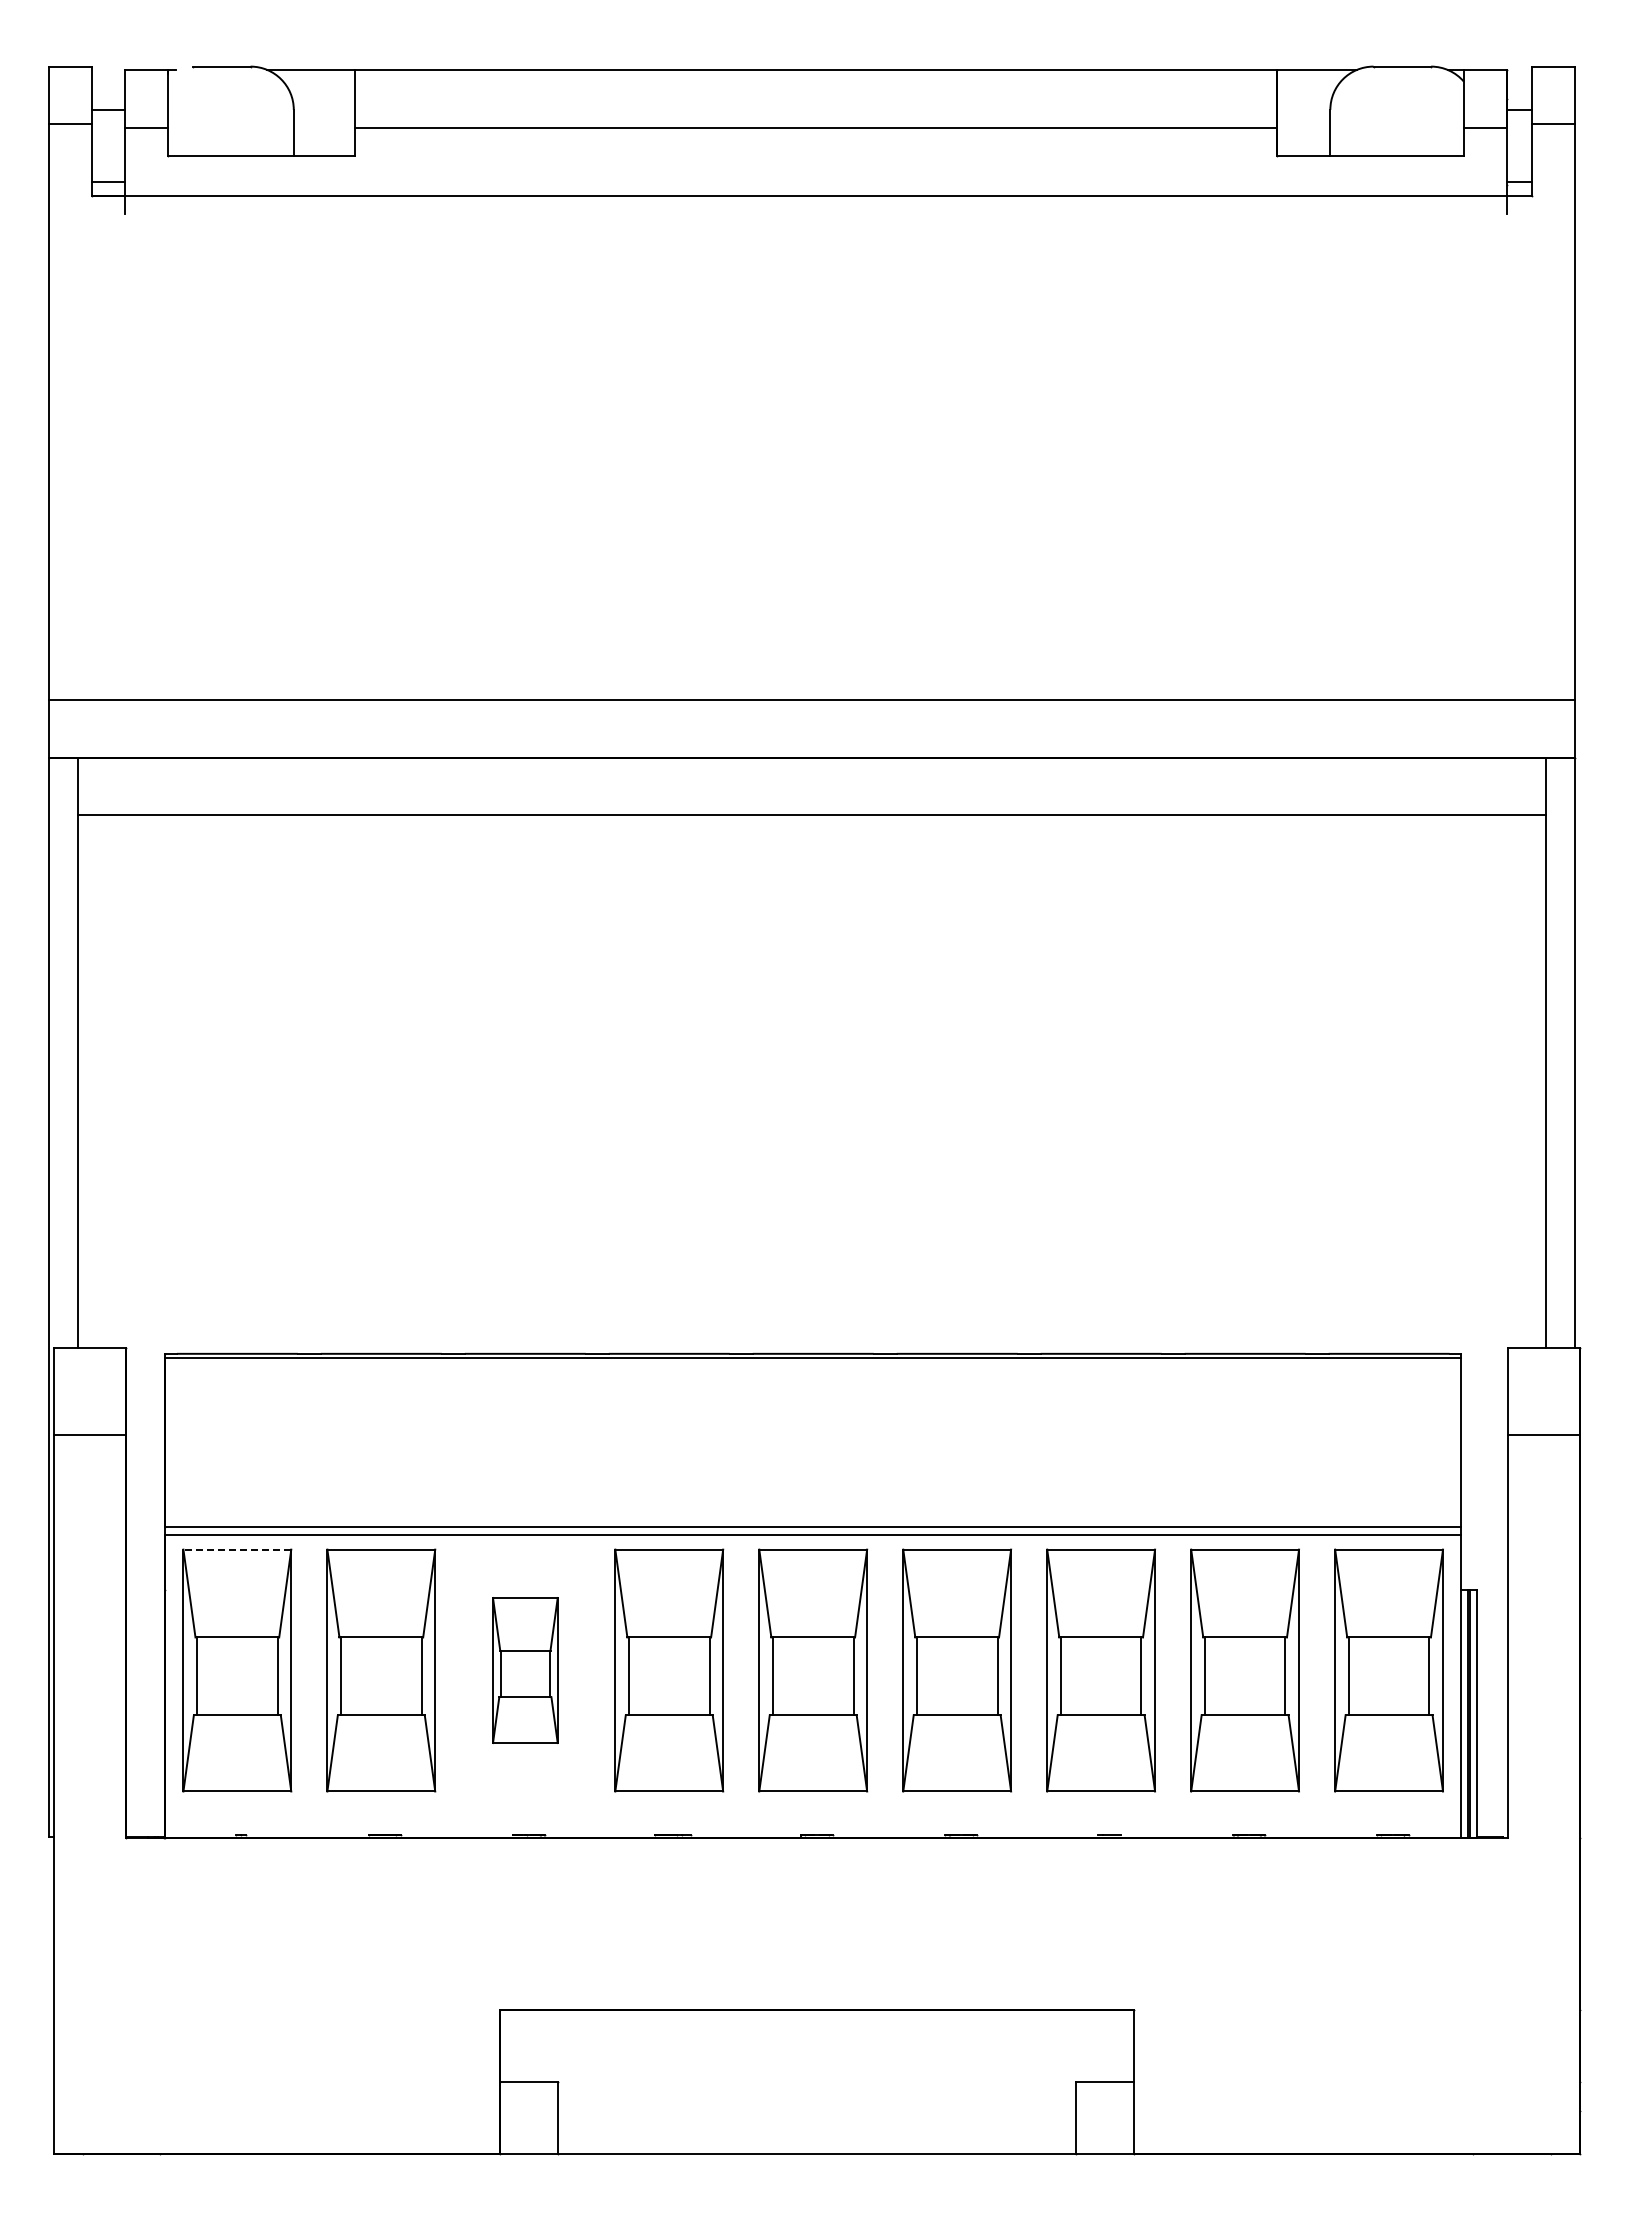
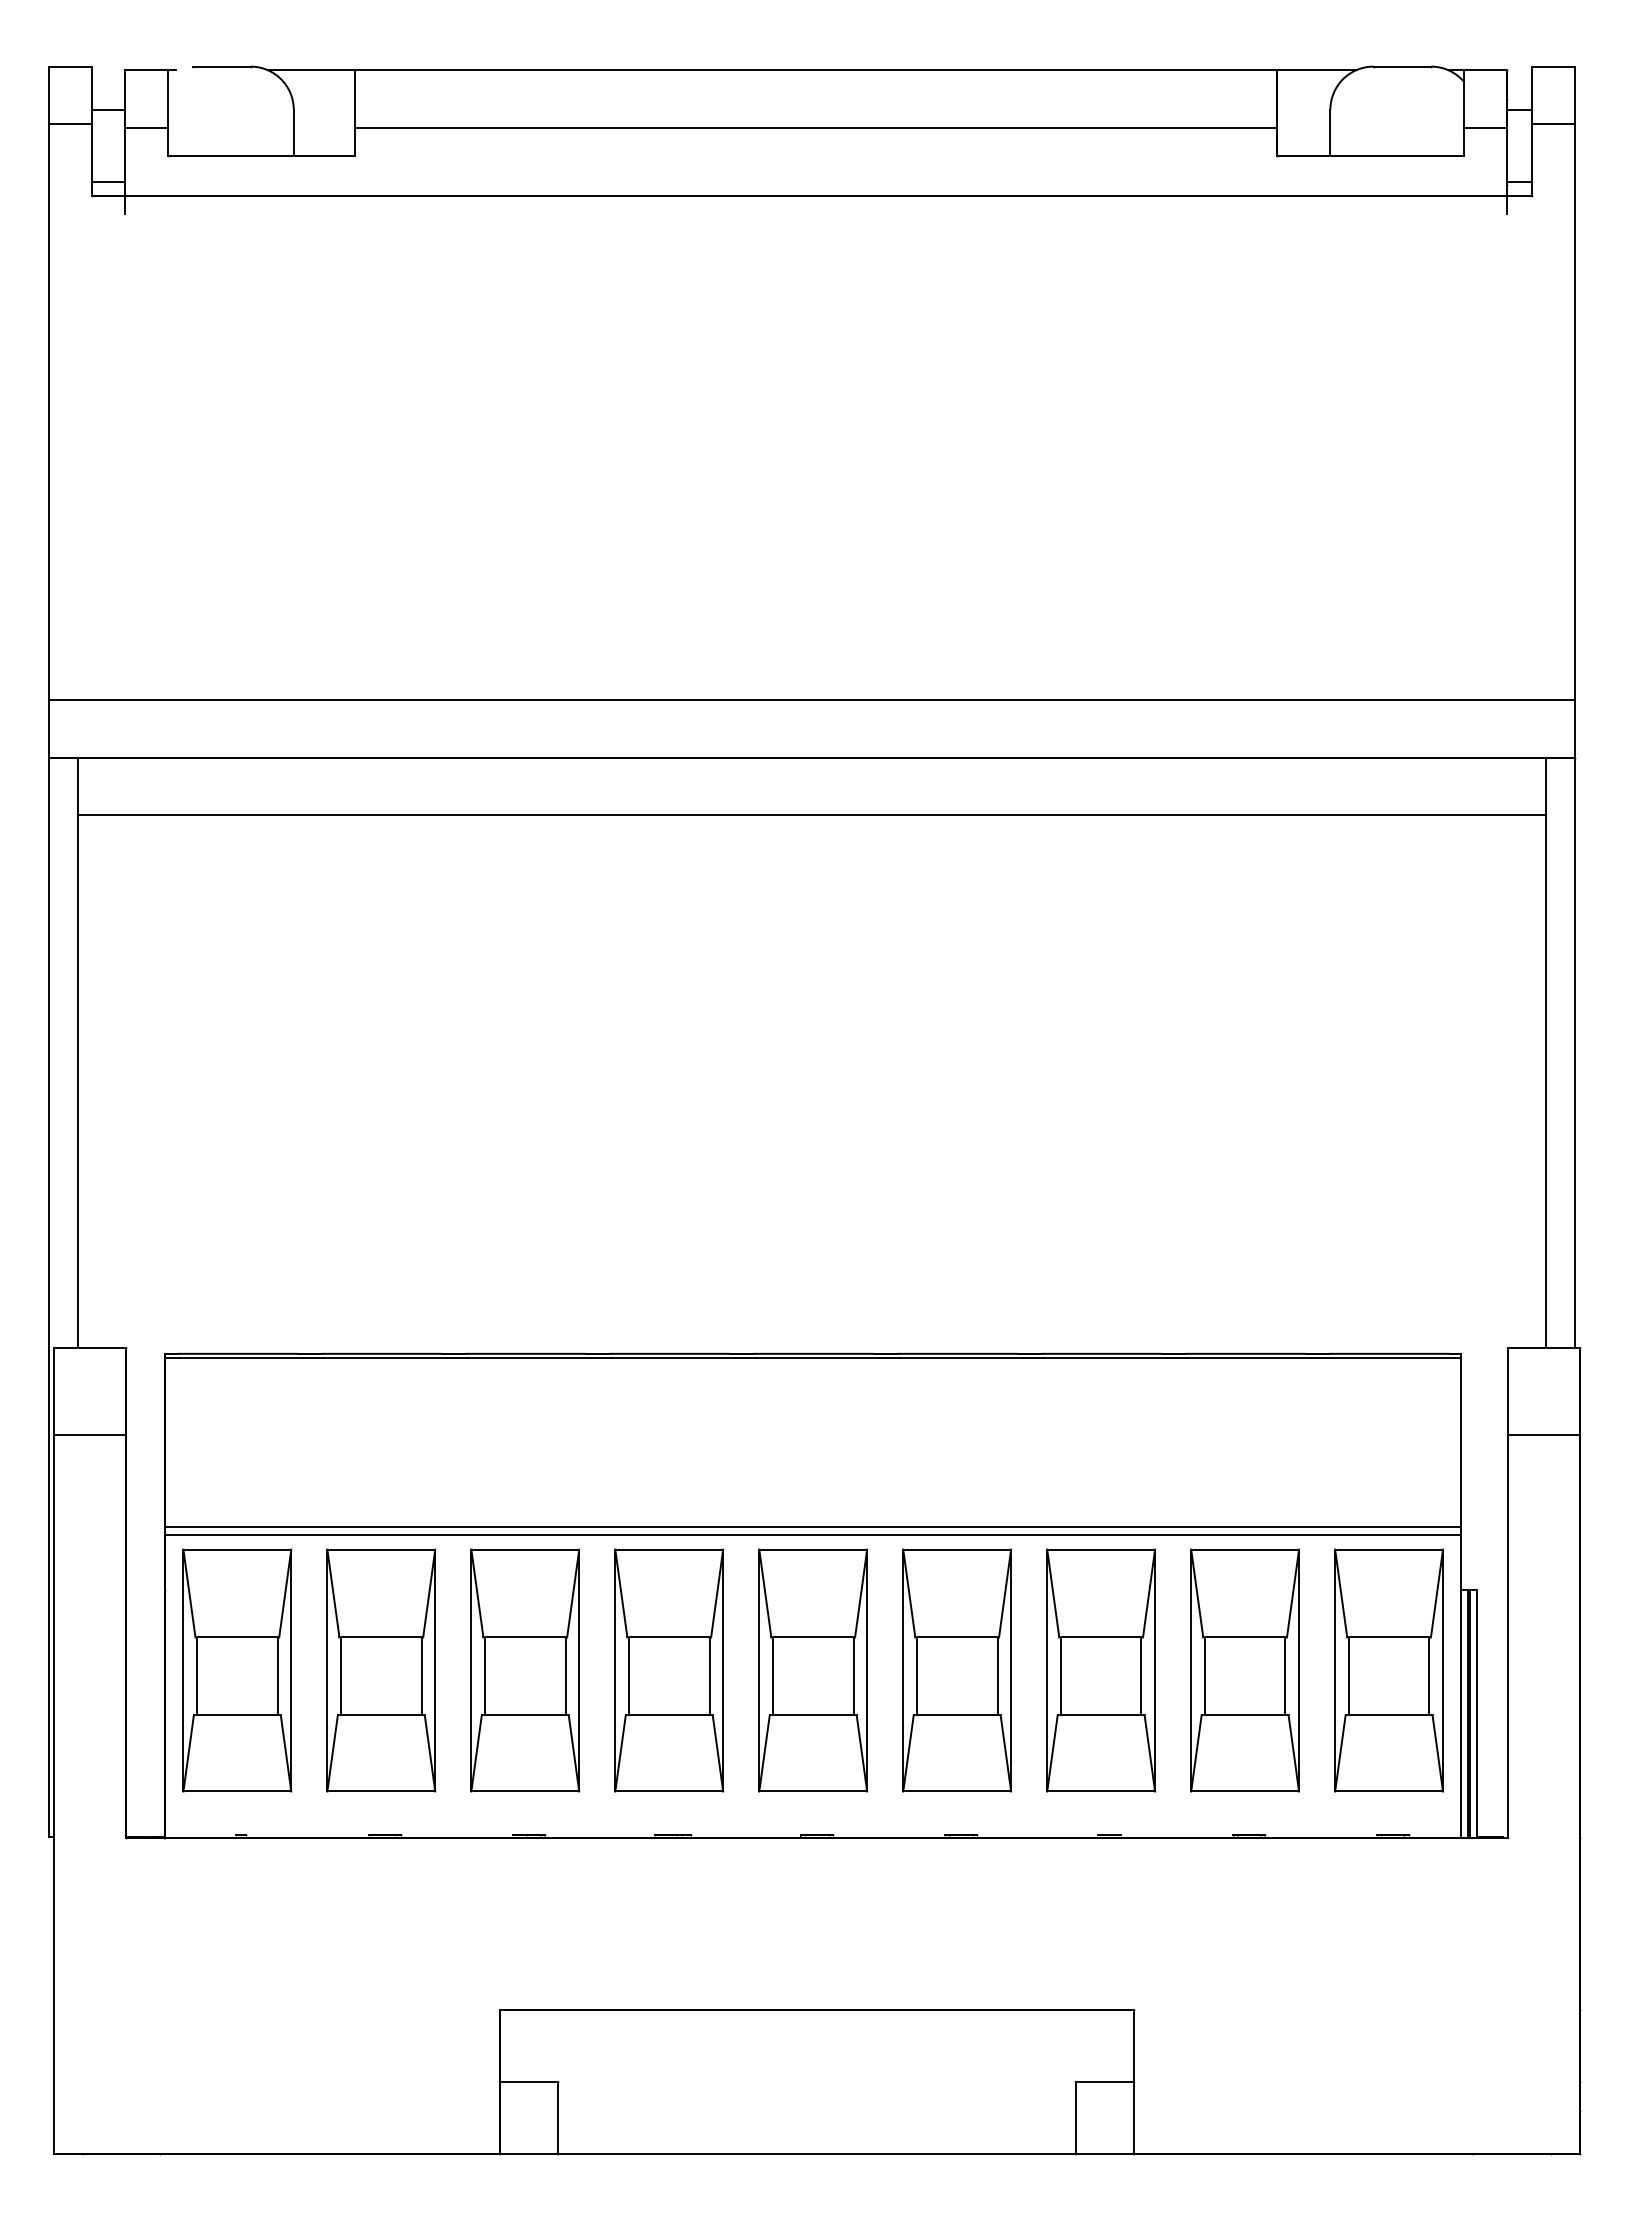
line: dashed -> solid (237, 1549)
part size: 67x147 px -> 111x245 px (525, 1670)
